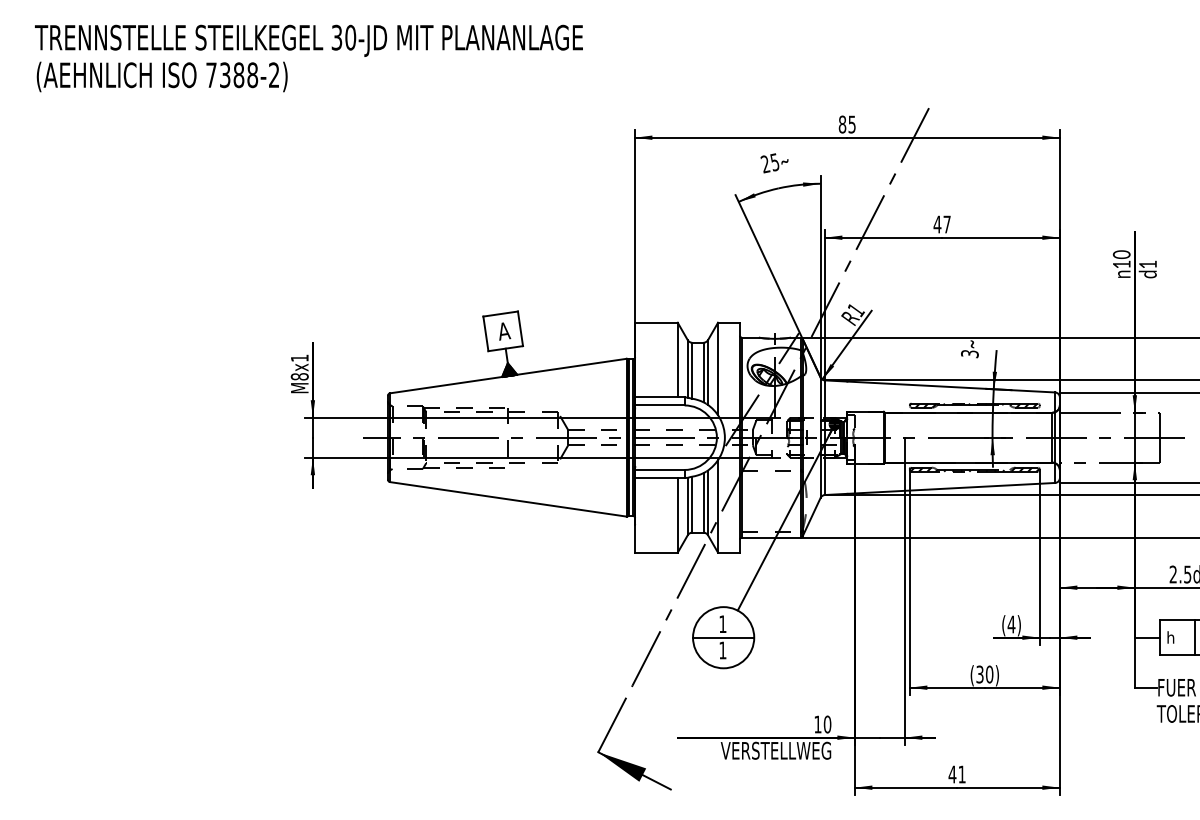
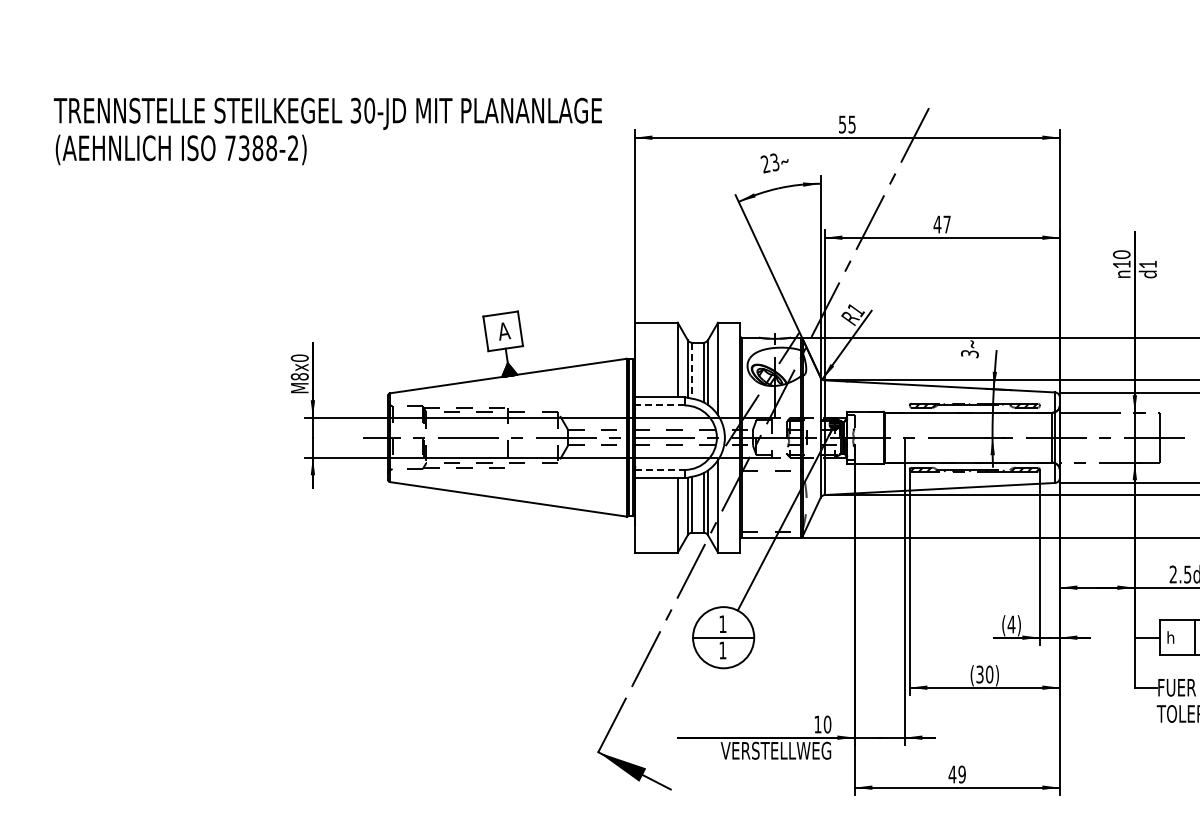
text position: (308, 58) -> (327, 131) (327, 131)
text: 85 -> 55 (842, 124)
text: 25 -> 23 (774, 161)
text: M8x1 -> M8x0 (299, 357)
line: solid -> dashed (692, 370)
line: solid -> dashed (659, 405)
line: solid -> dashed (659, 469)
text: 41 -> 49 (961, 774)
